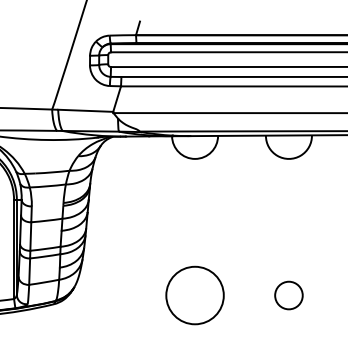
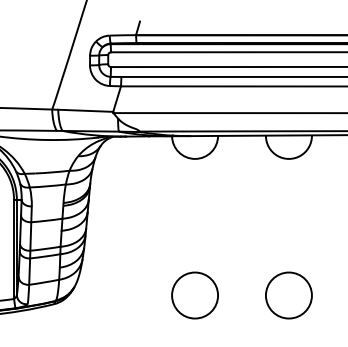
circle diameter: 58 px -> 46 px (195, 295)
circle diameter: 28 px -> 46 px (288, 295)
